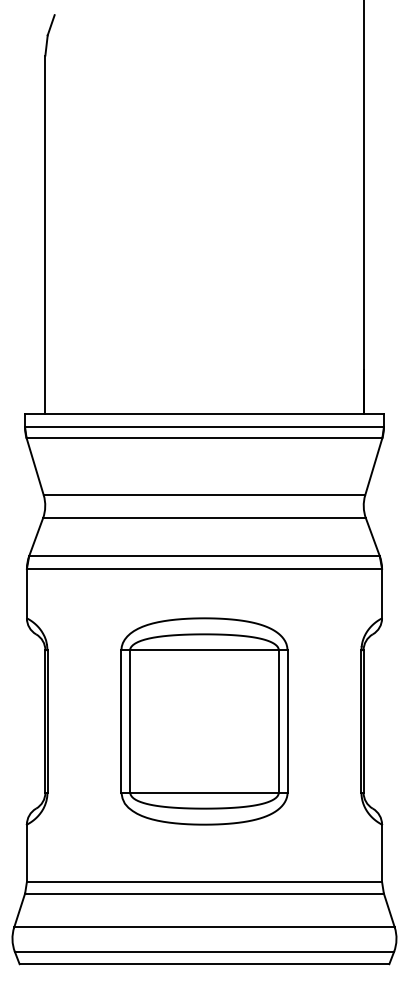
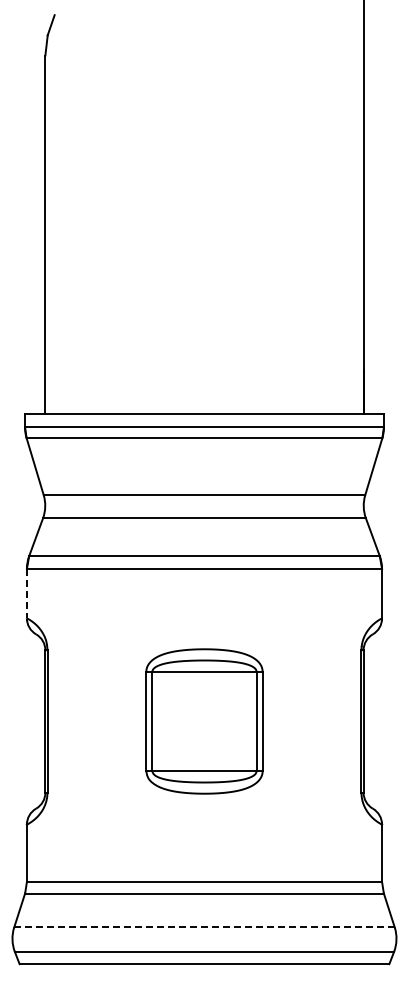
line: solid -> dashed (26, 593)
part size: 169x209 px -> 119x147 px (204, 721)
line: solid -> dashed (204, 927)
